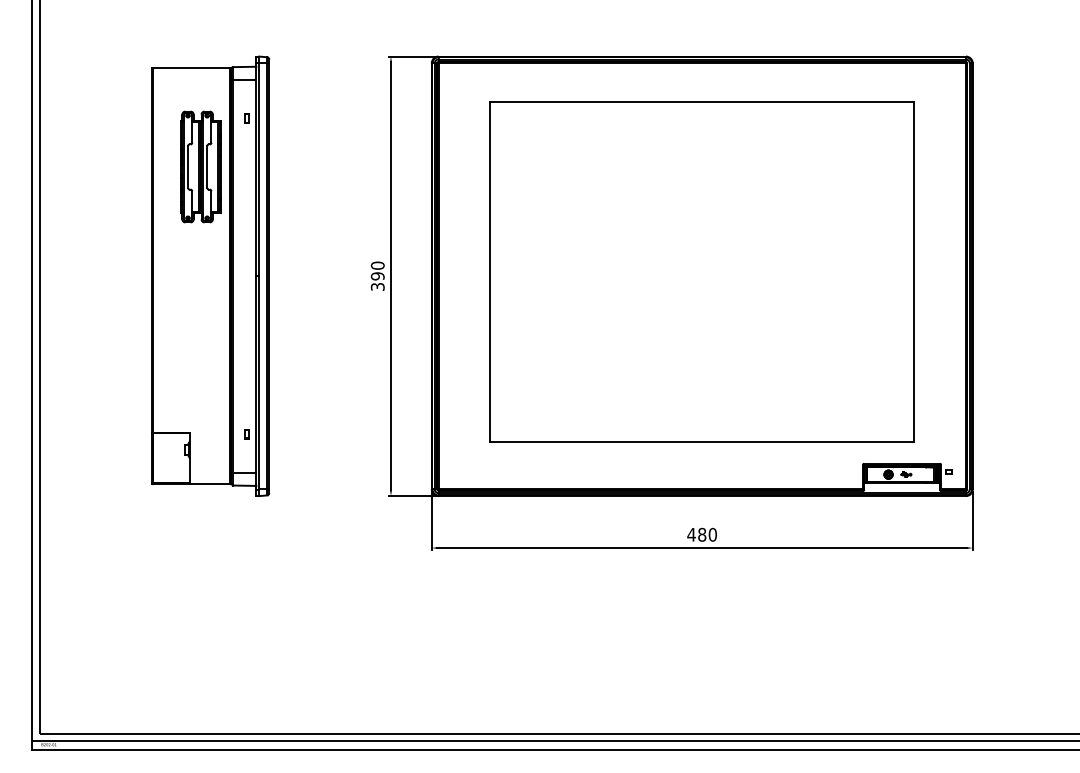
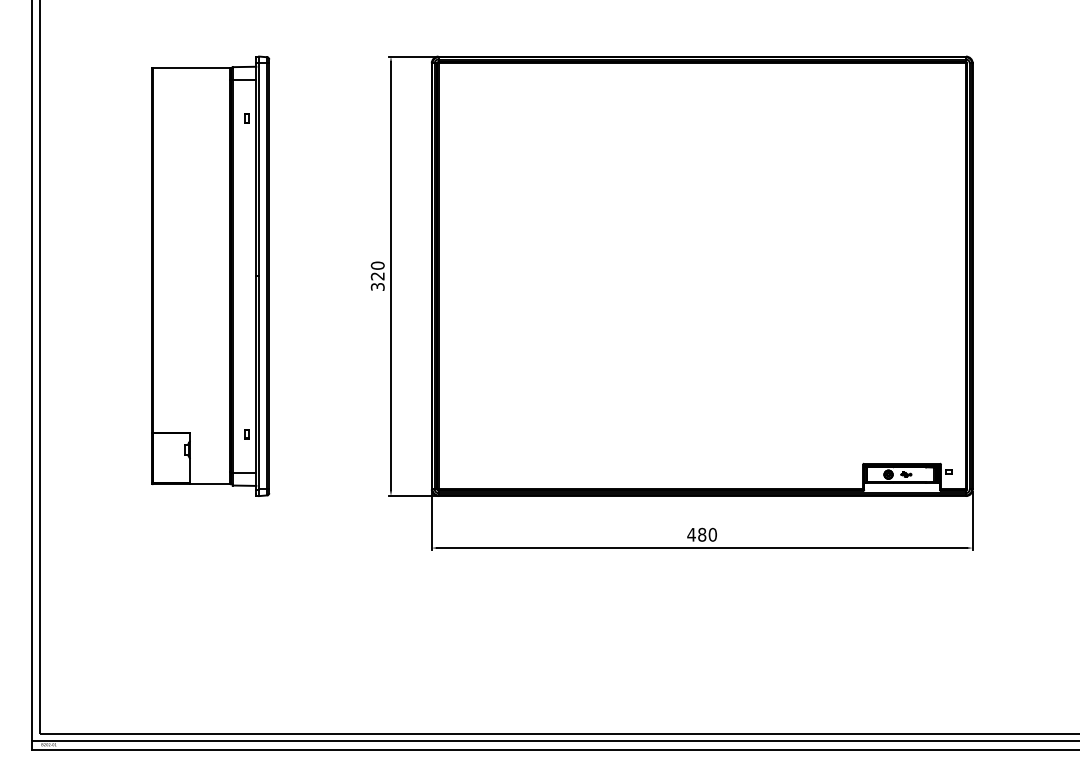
part: present -> none (200, 166)
part: present -> none (701, 271)
text: 390 -> 320 (377, 276)
